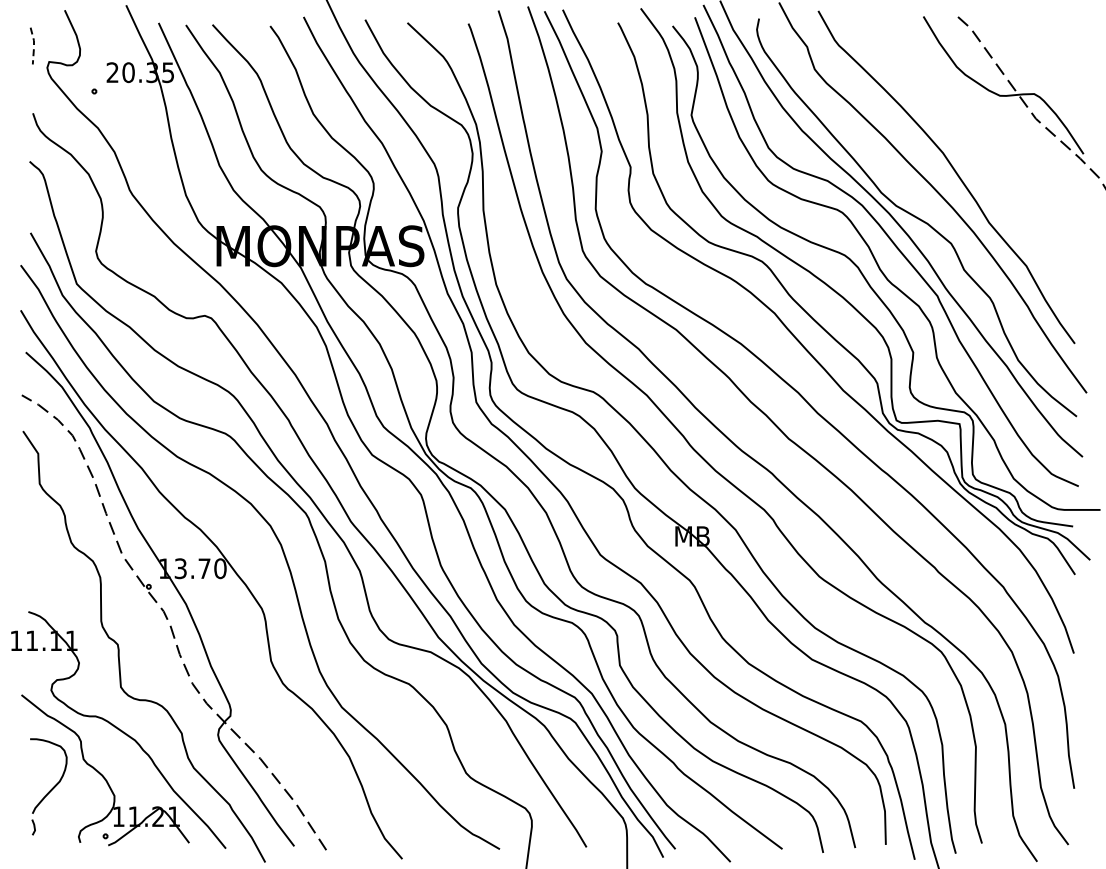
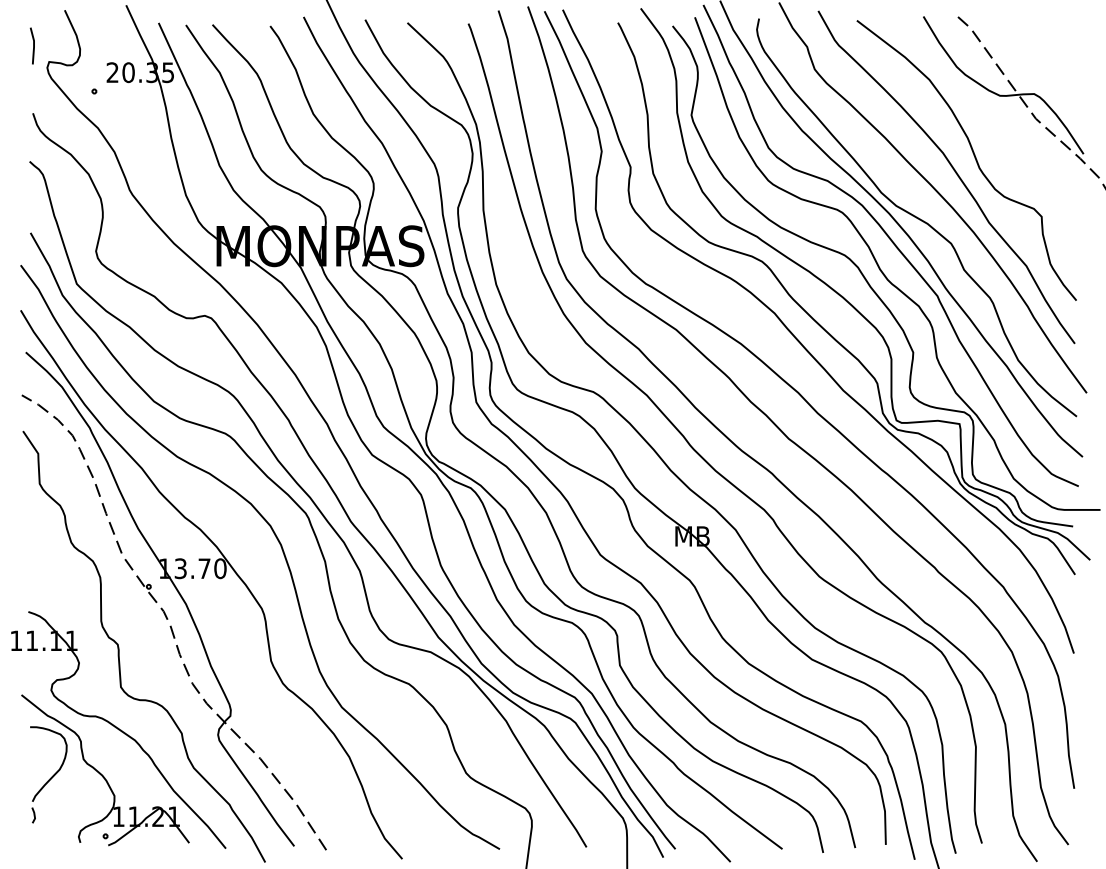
line: dashed -> solid (34, 46)
curve: none -> present (974, 158)
part position: (48, 786) -> (48, 774) (48, 774)
